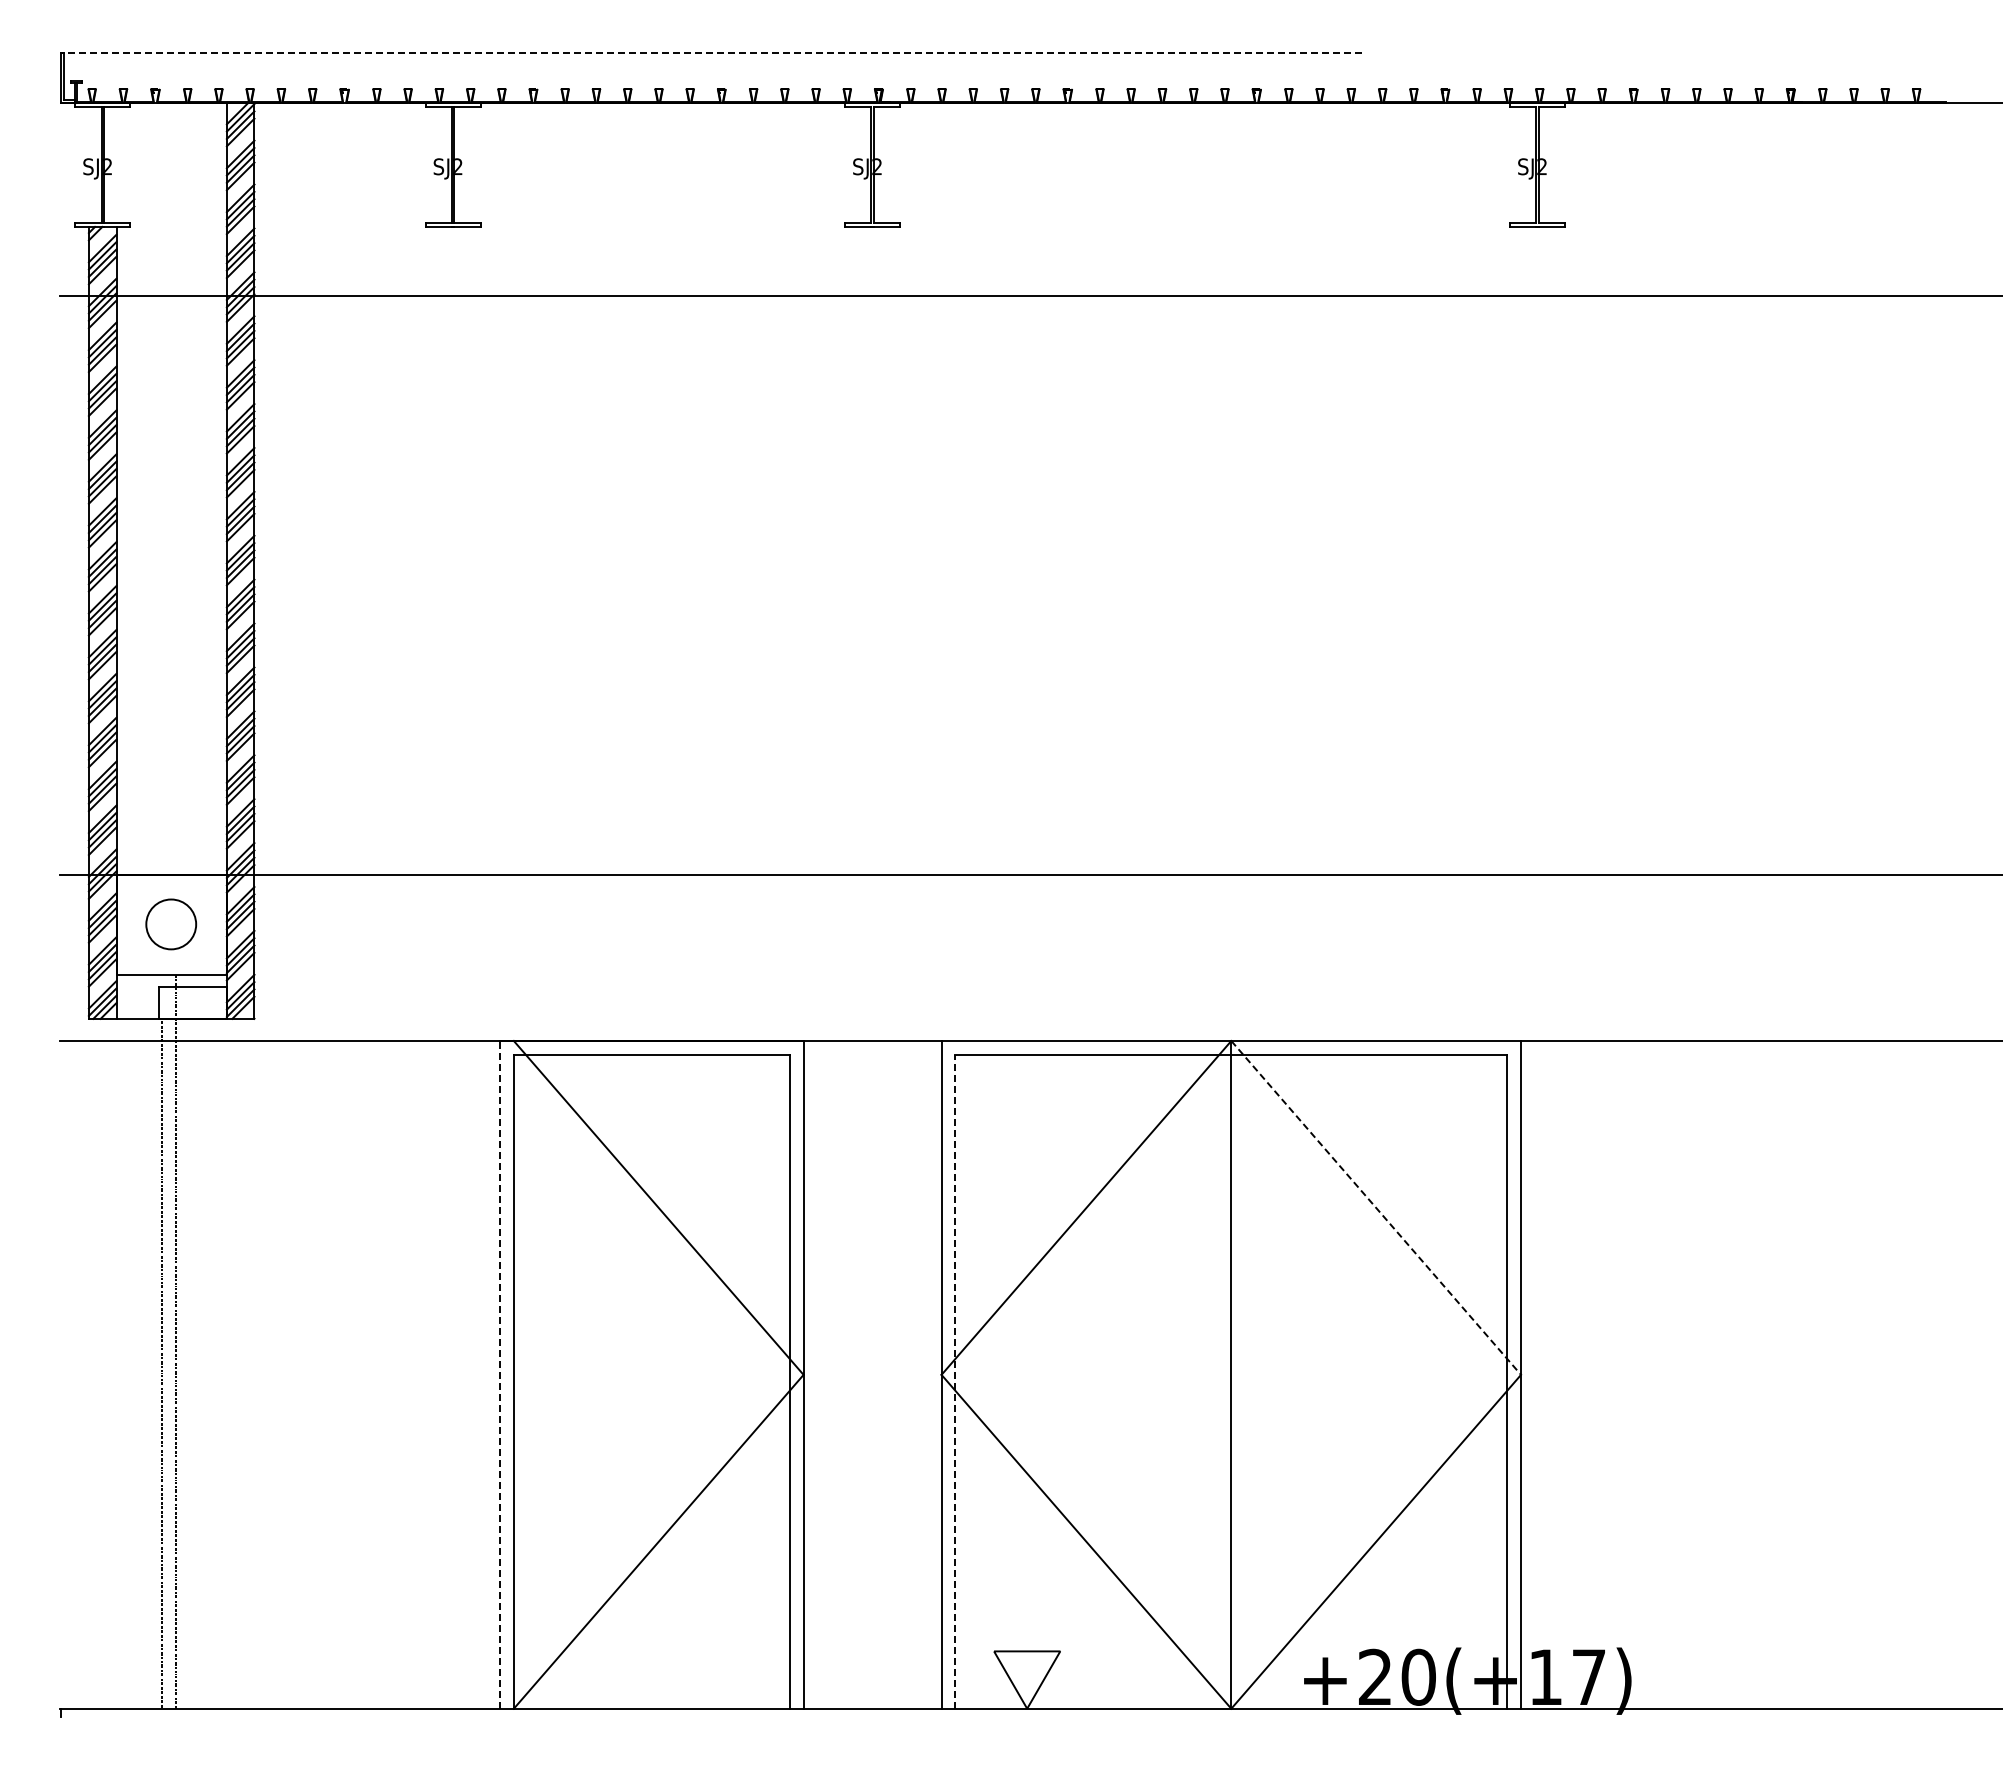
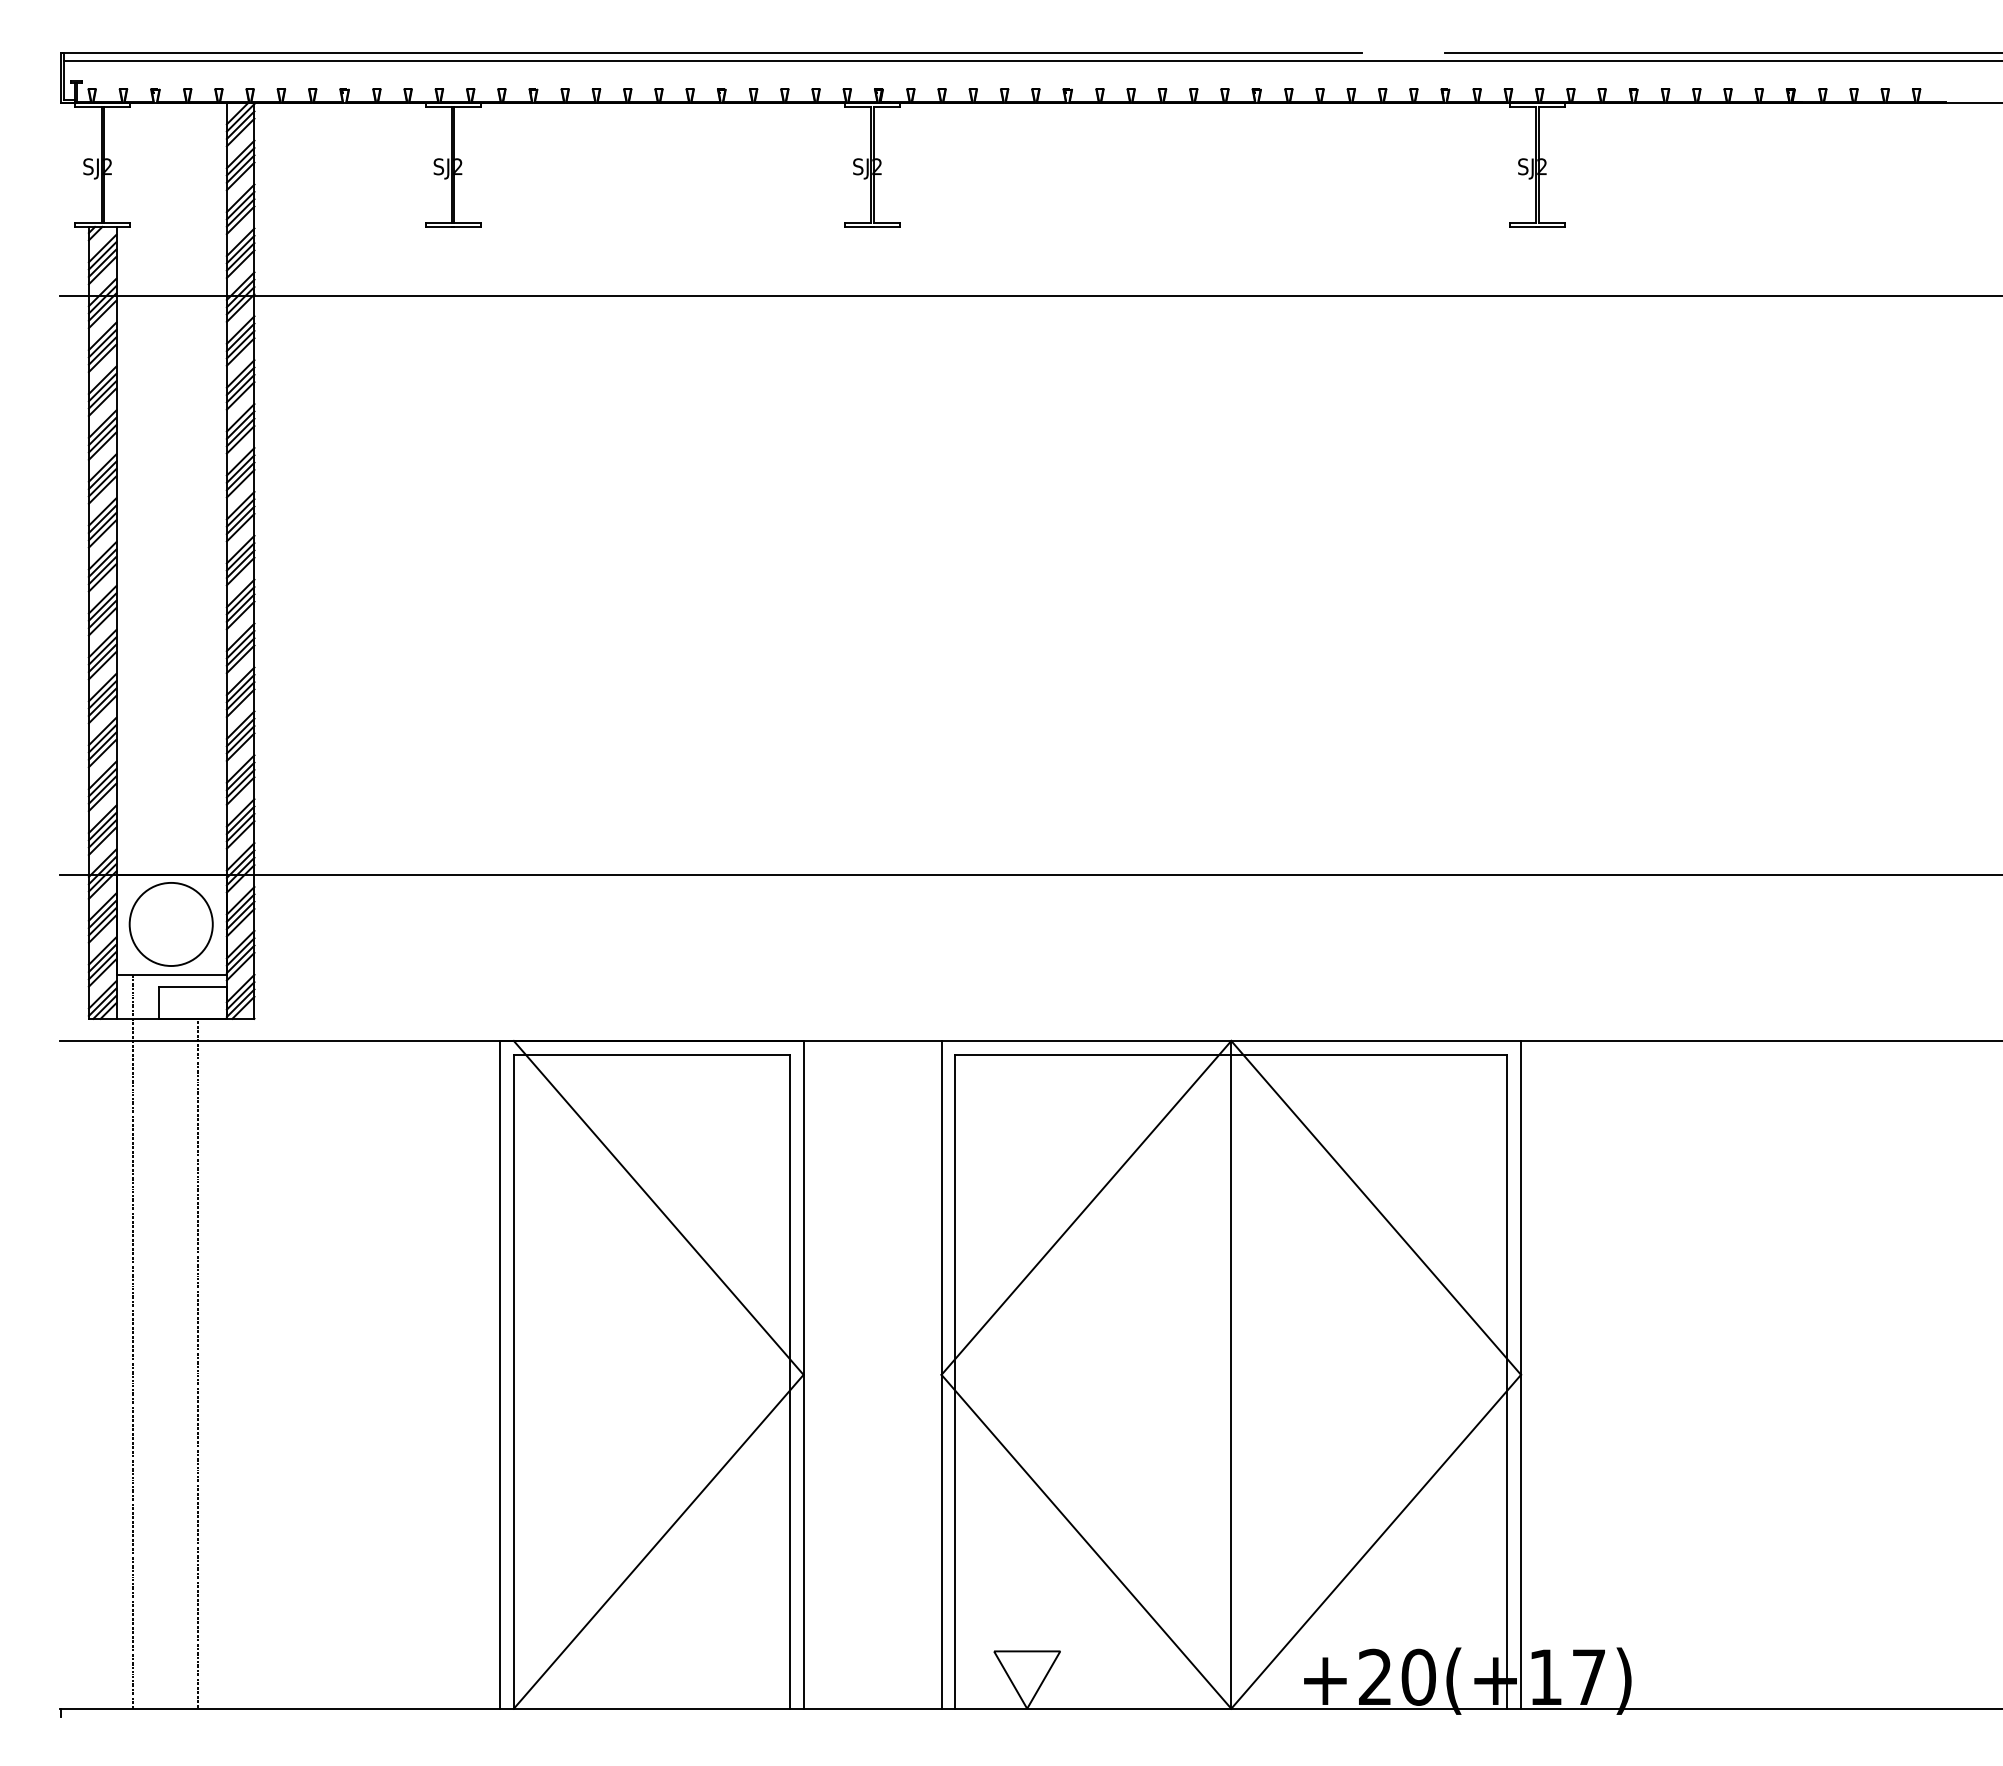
line: dashed -> solid (711, 53)
line: none -> present (1722, 53)
line: none -> present (1031, 61)
circle diameter: 50 px -> 83 px (170, 924)
line: dashed -> solid (1376, 1208)
line position: (175, 1341) -> (132, 1341) (132, 1341)
line position: (162, 1363) -> (198, 1363) (198, 1363)
line: dashed -> solid (500, 1374)
line: dashed -> solid (955, 1381)
